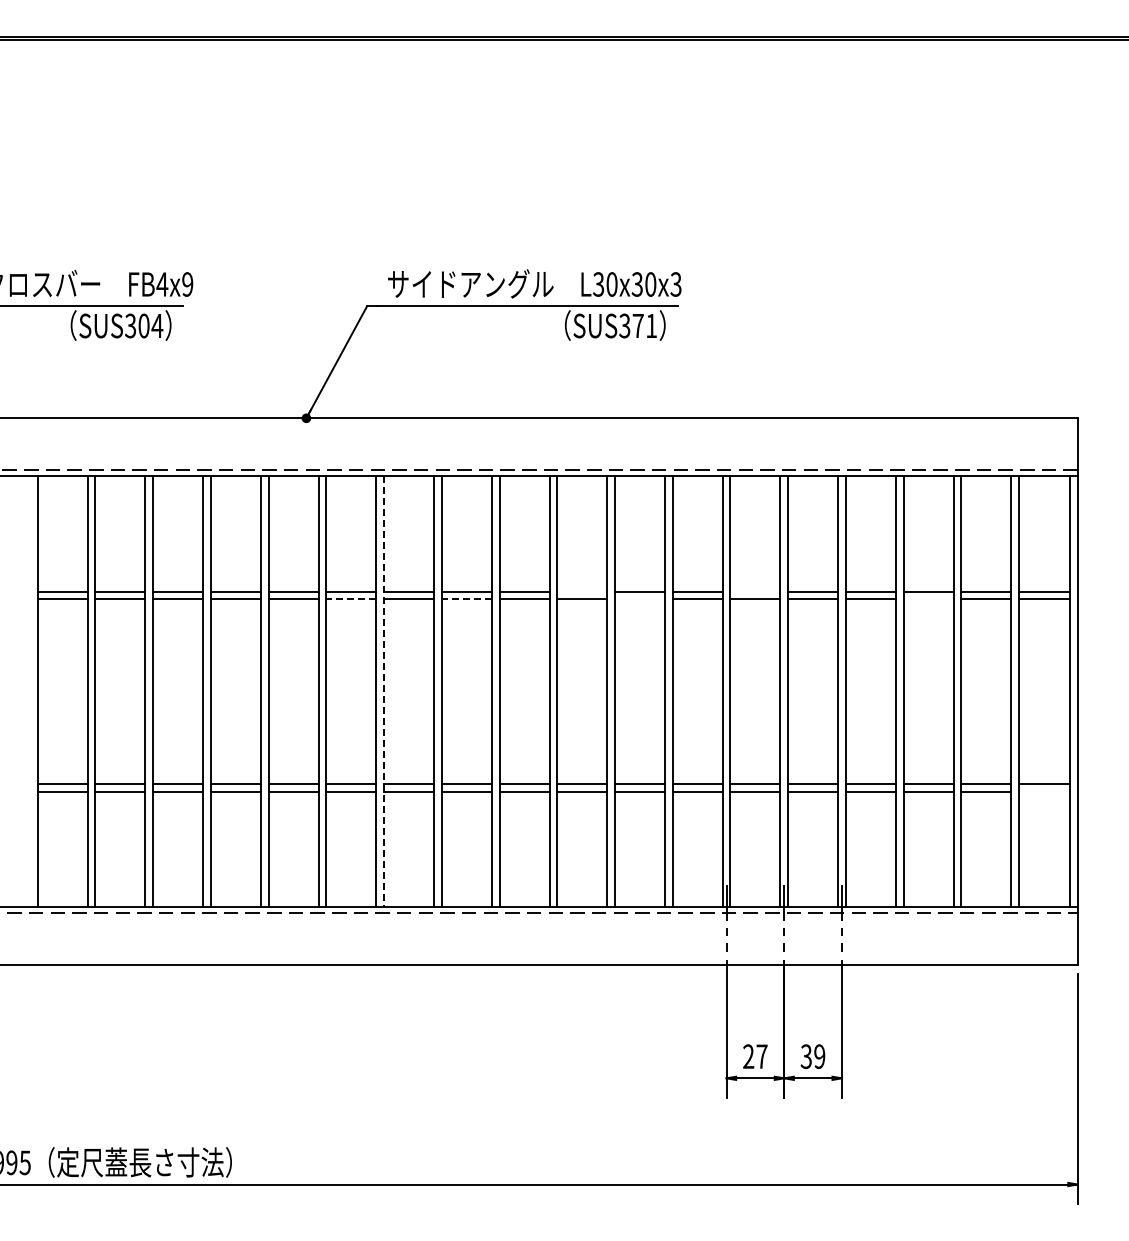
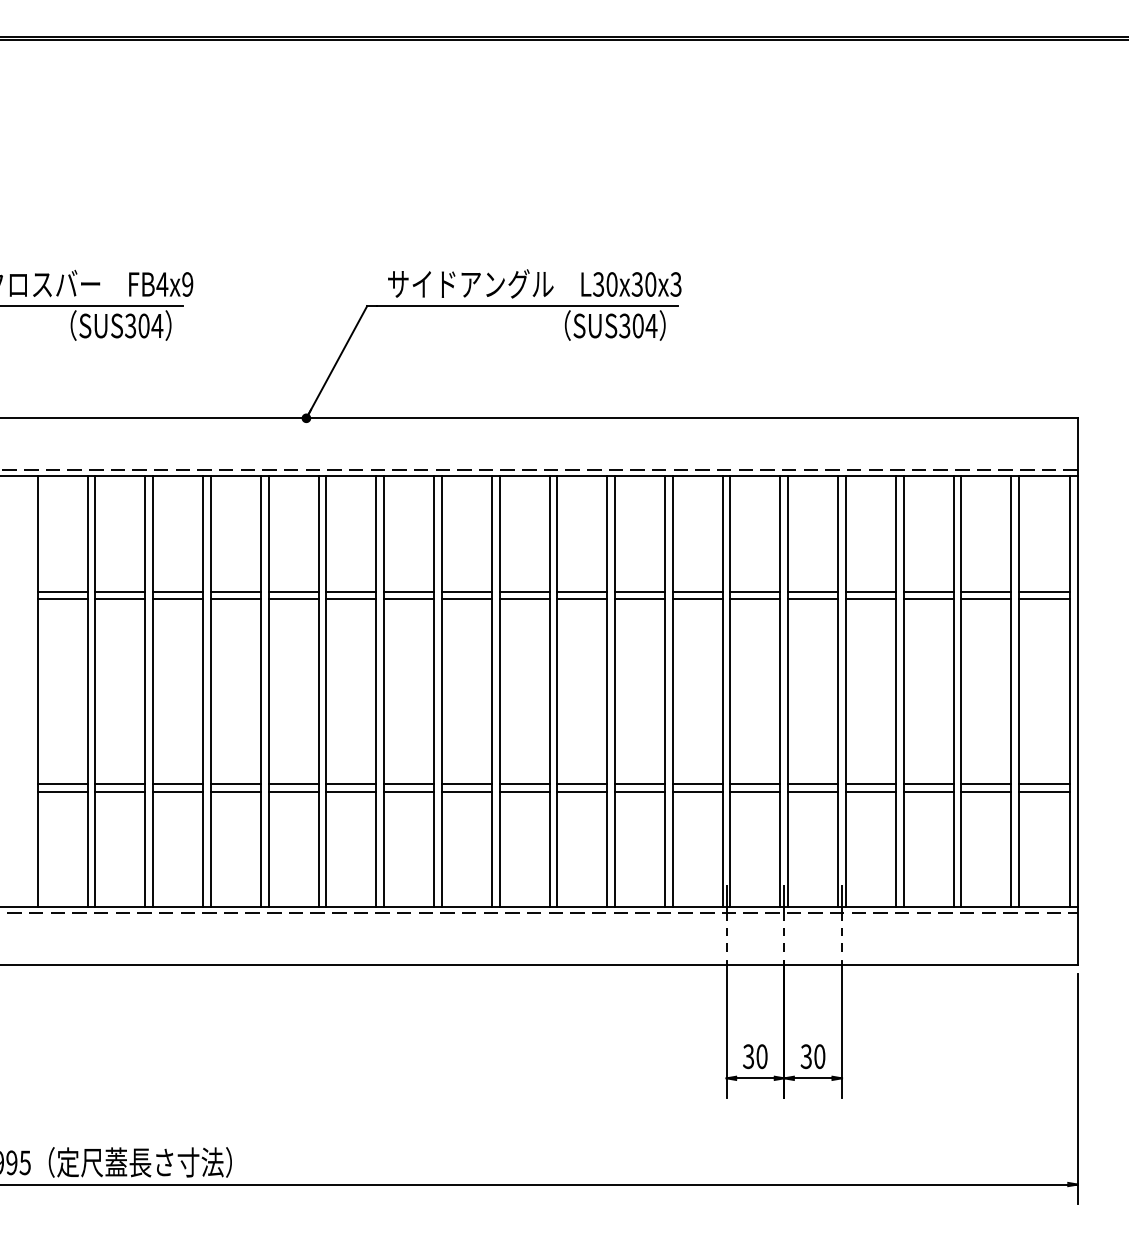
text: SUS371 -> SUS304 (644, 325)
line: none -> present (582, 591)
line: none -> present (755, 591)
line: dashed -> solid (350, 599)
line: dashed -> solid (466, 599)
line: none -> present (639, 599)
line: none -> present (928, 599)
line: dashed -> solid (384, 691)
line: none -> present (1044, 791)
text: 27 -> 30 (755, 1056)
text: 39 -> 30 (819, 1056)
